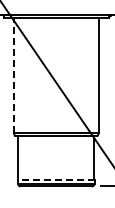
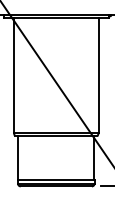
line: dashed -> solid (14, 75)
line: dashed -> solid (55, 179)
